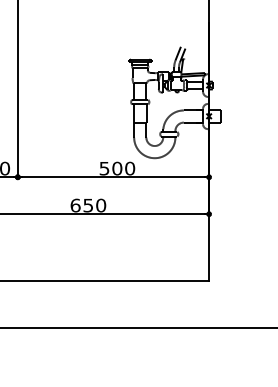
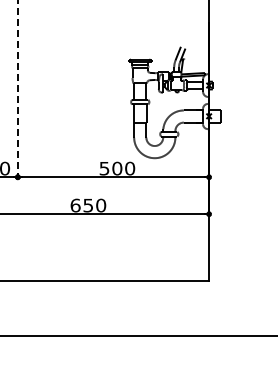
line: solid -> dashed (17, 90)
line position: (138, 327) -> (138, 335) (138, 335)
